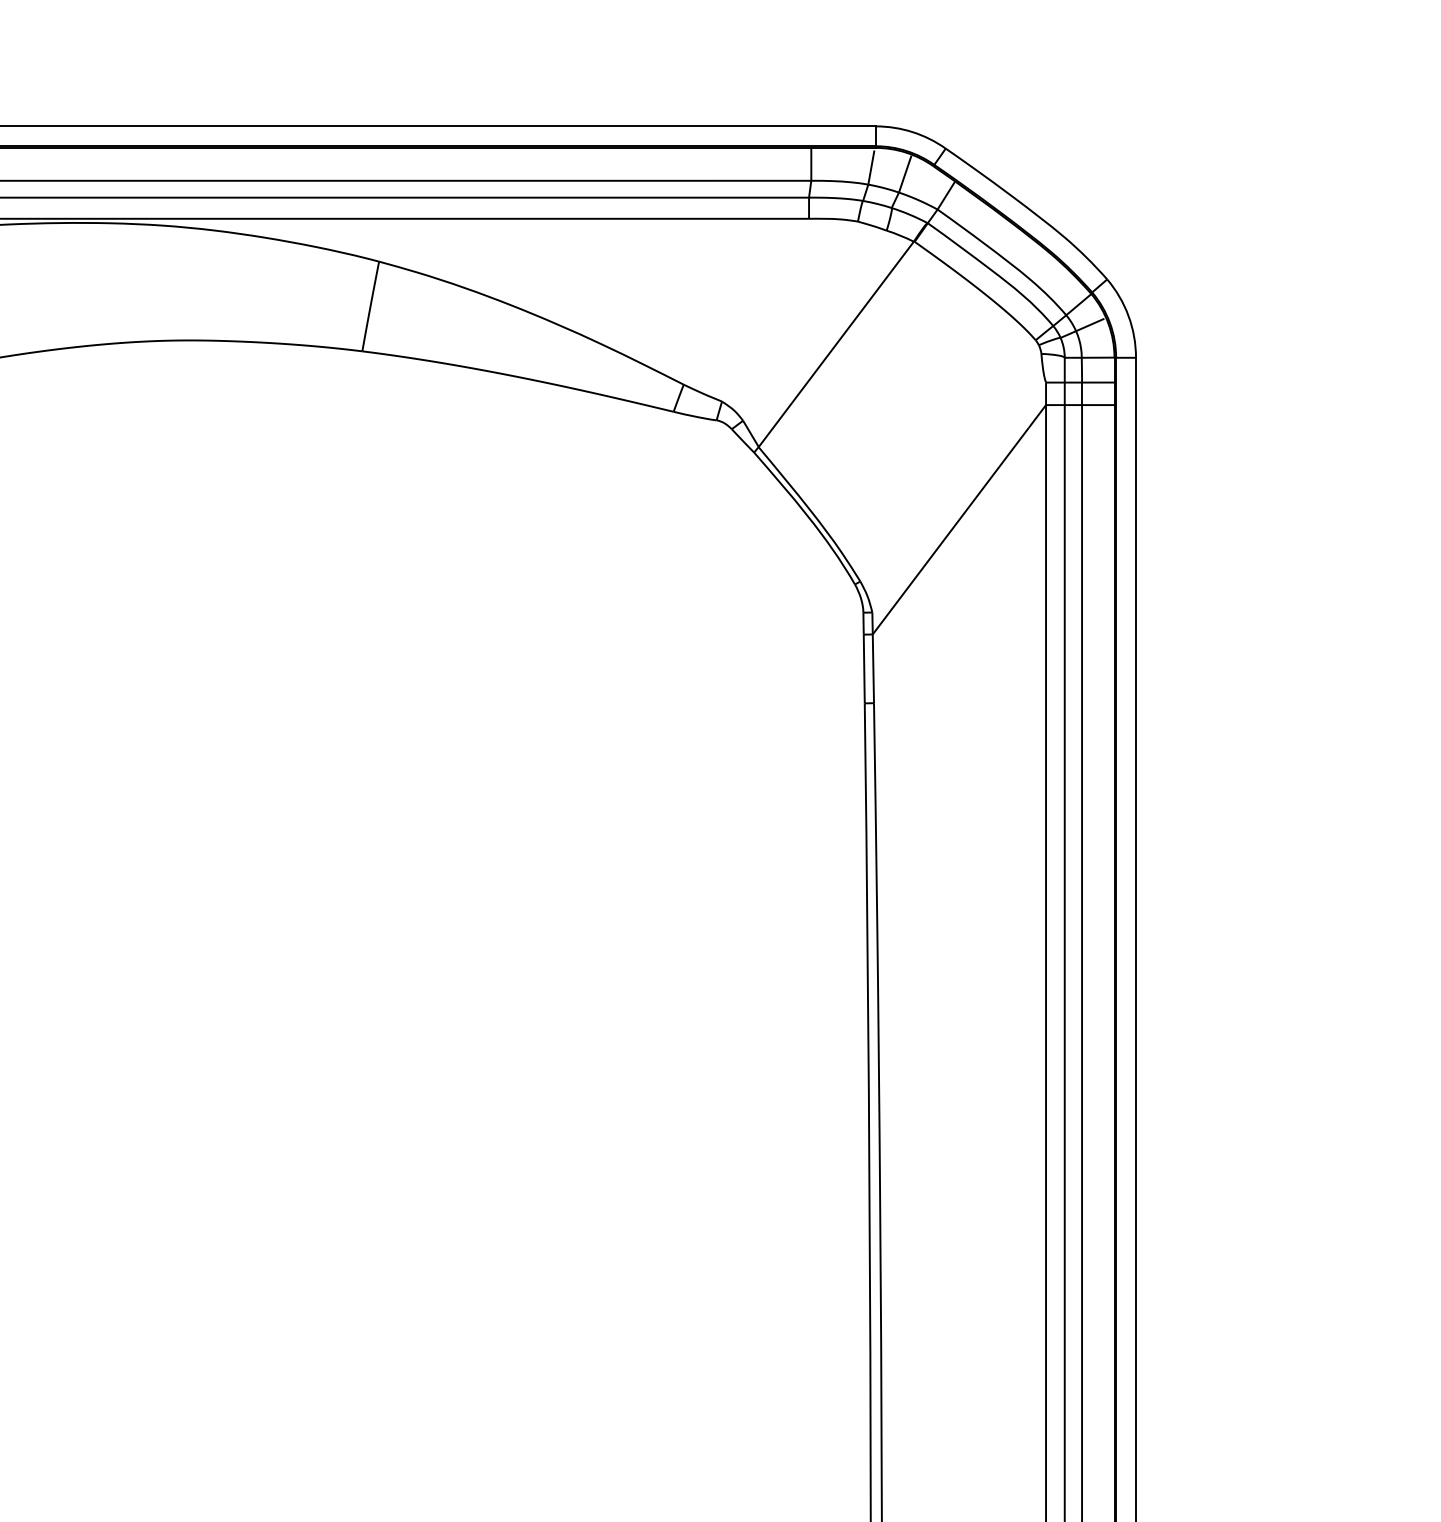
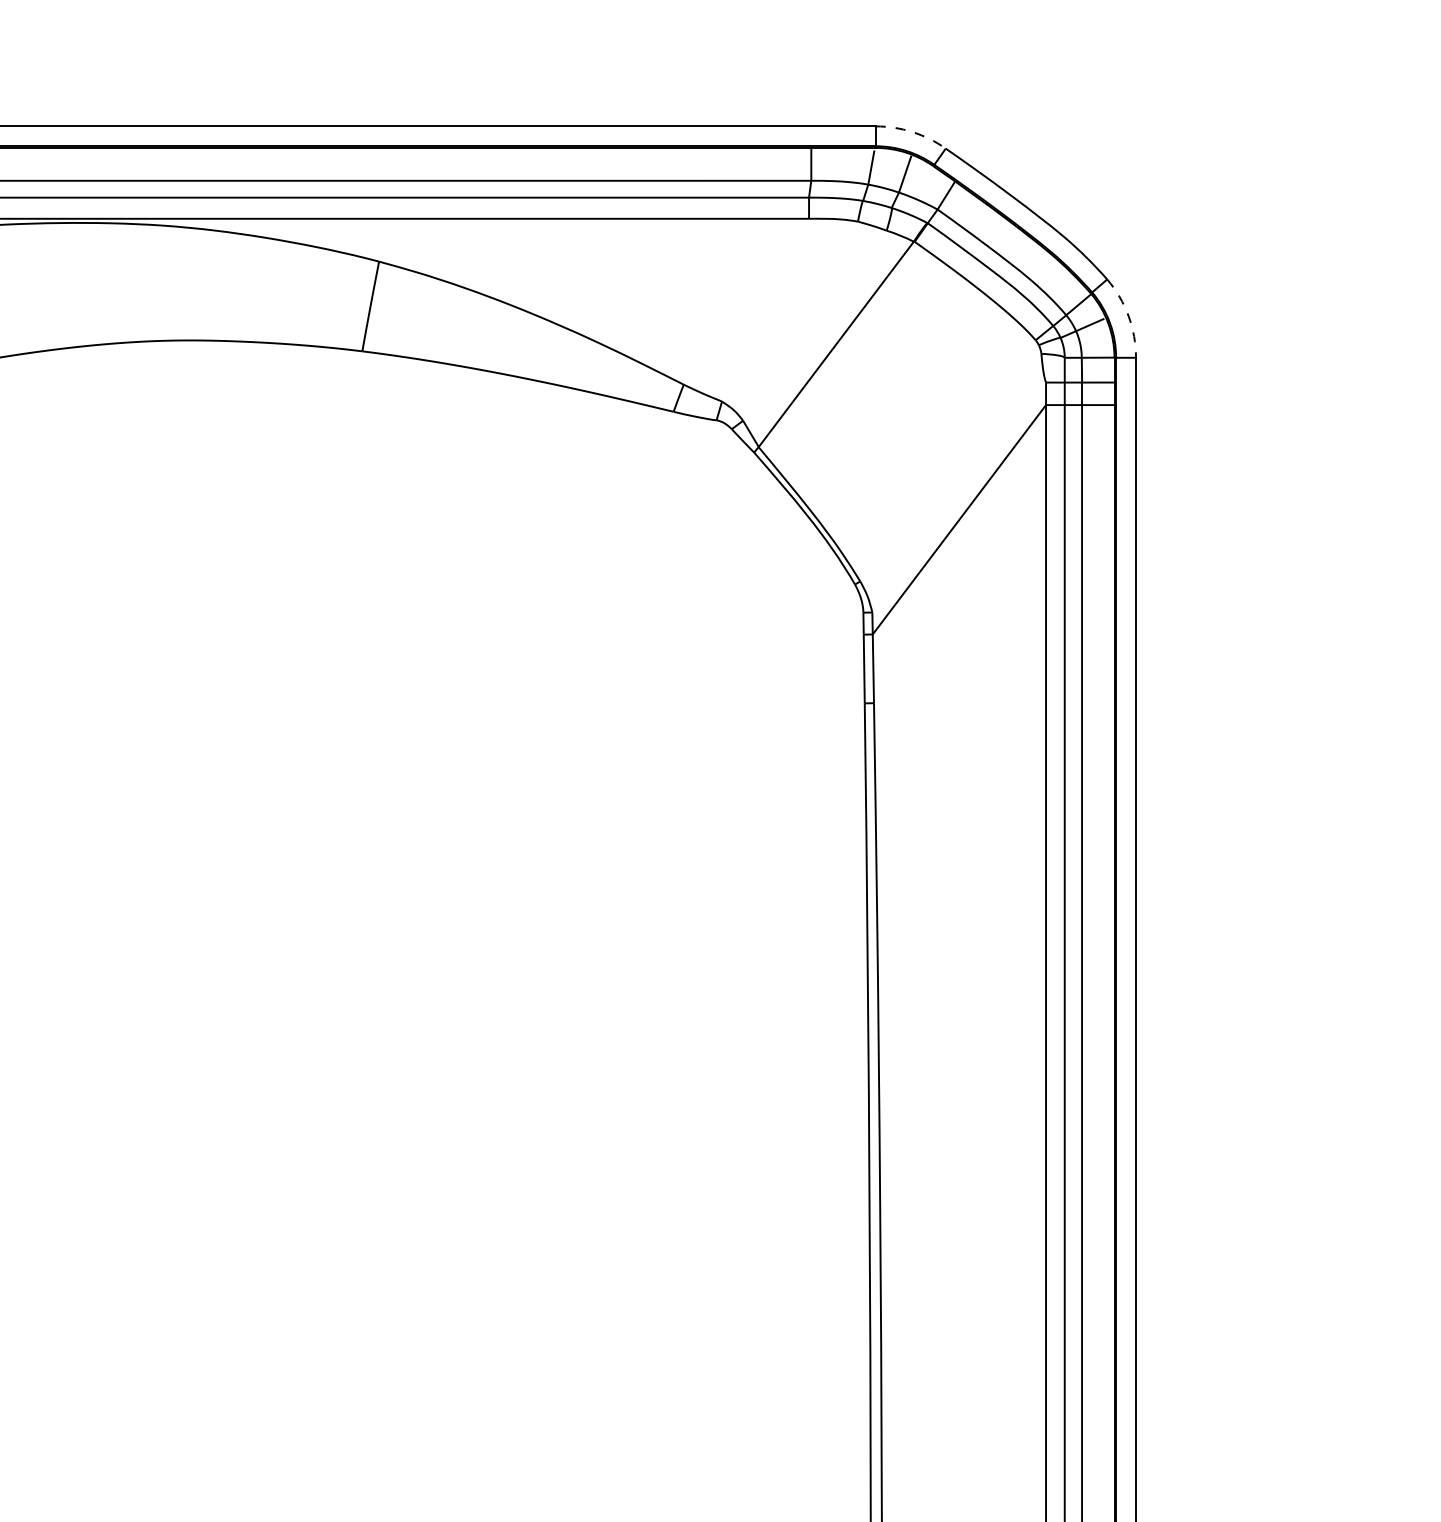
arc: solid -> dashed (912, 132)
arc: solid -> dashed (1128, 316)
